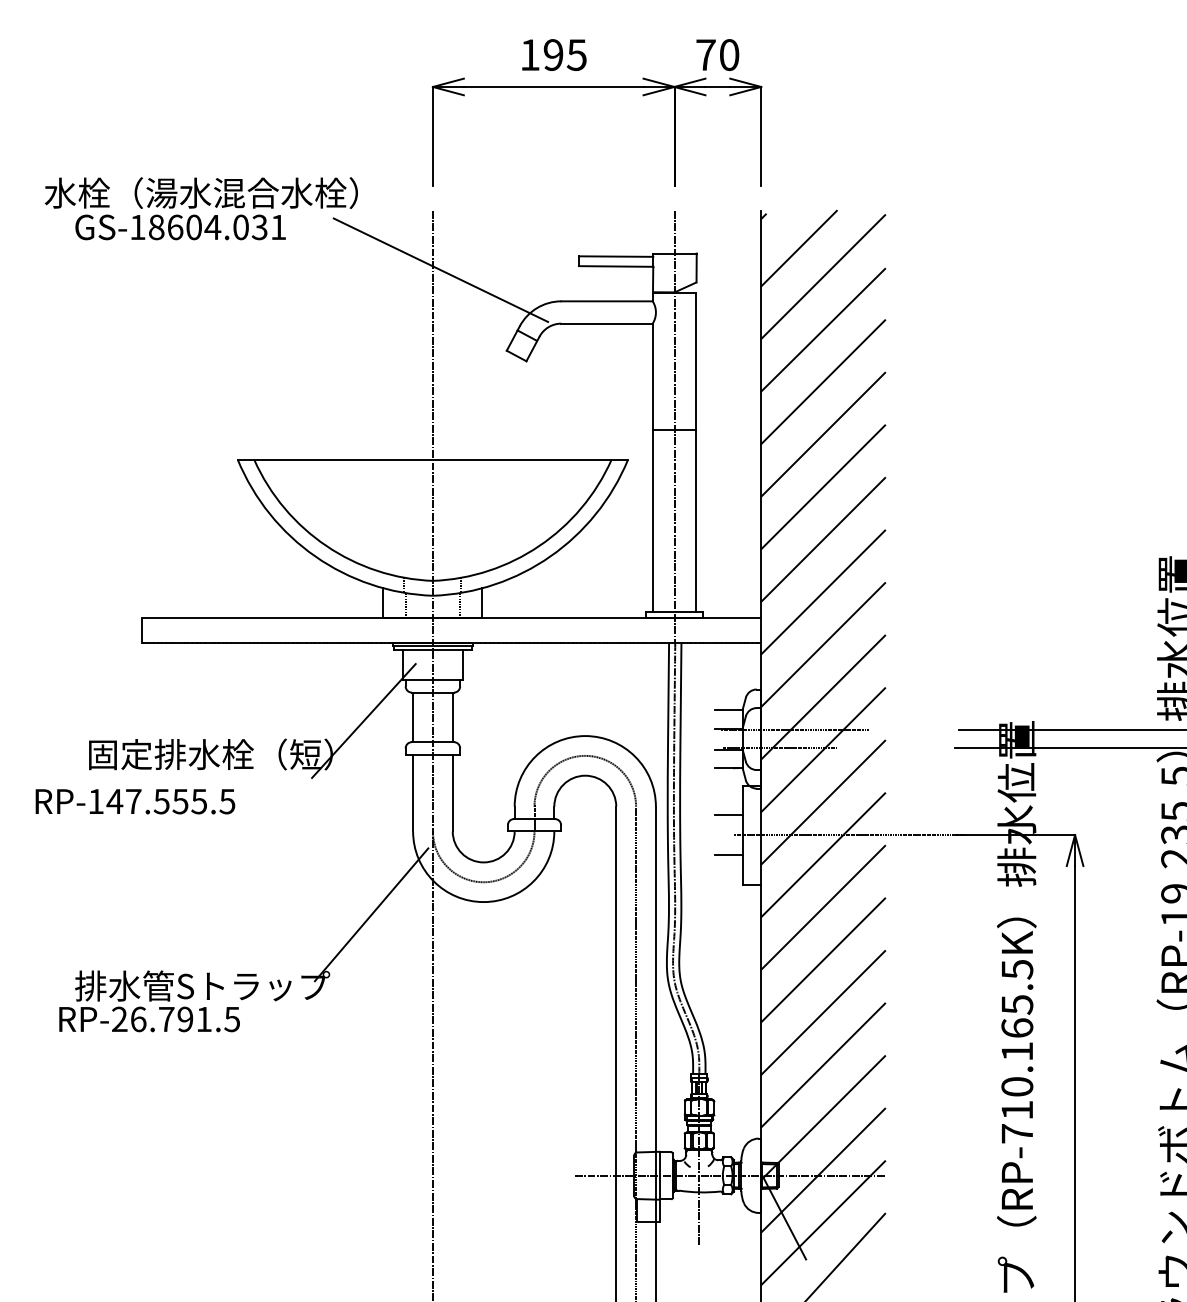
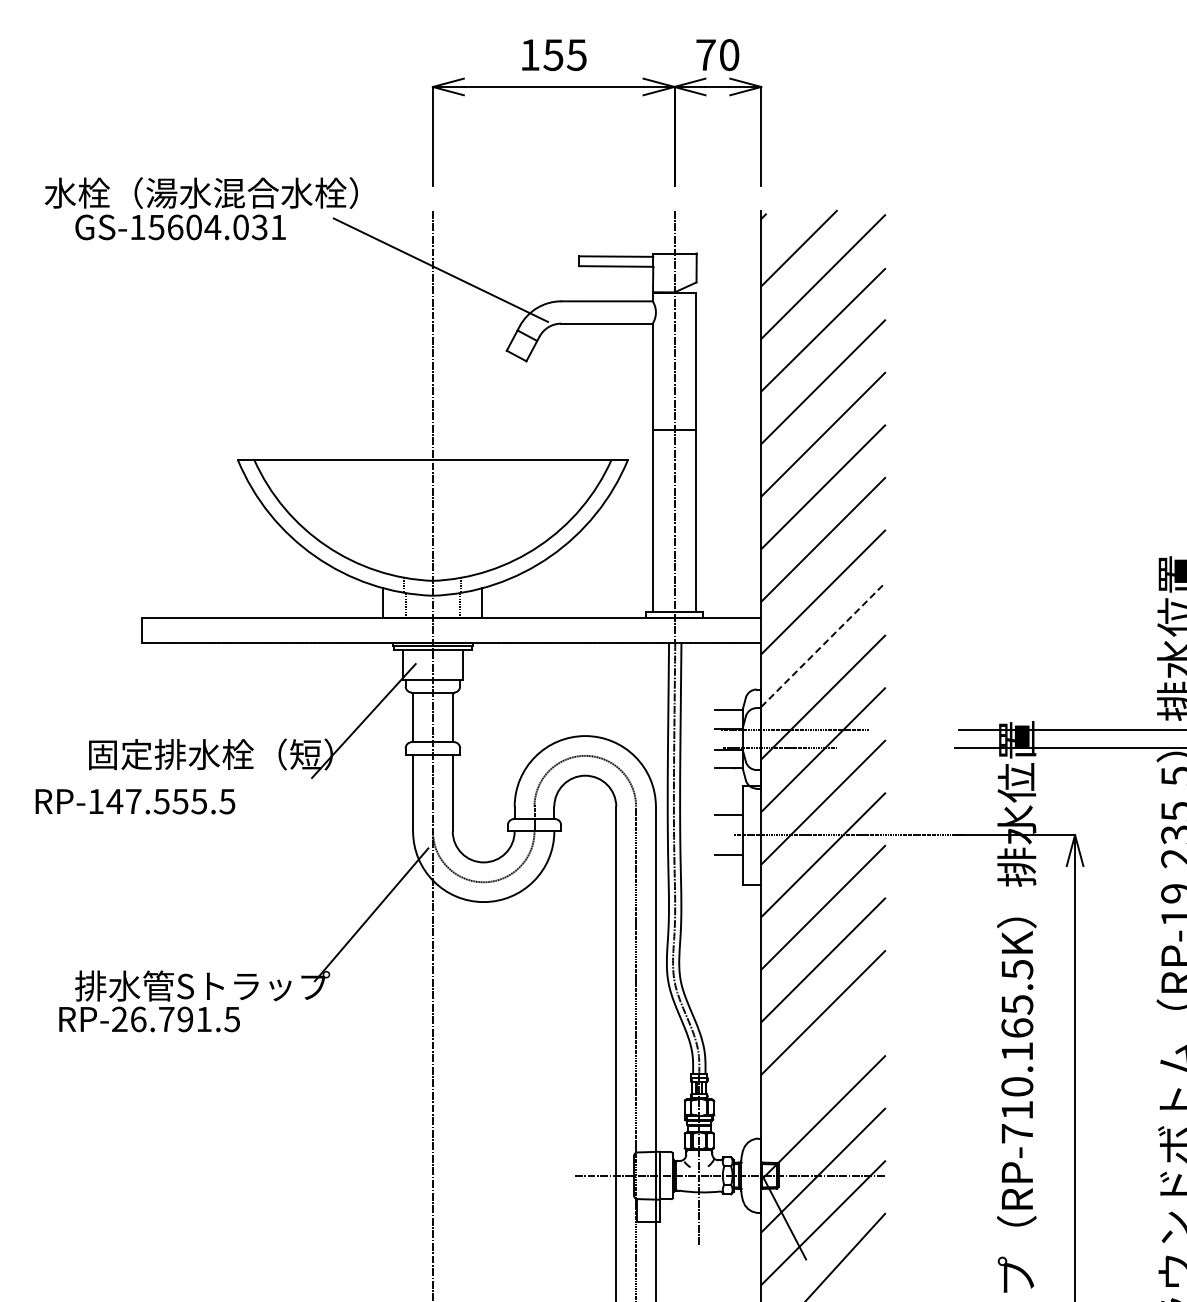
text: 195 -> 155 (553, 54)
text: GS-18604.031 -> GS-15604.031 (156, 227)
line: solid -> dashed (823, 645)
line: present -> none (823, 1065)
